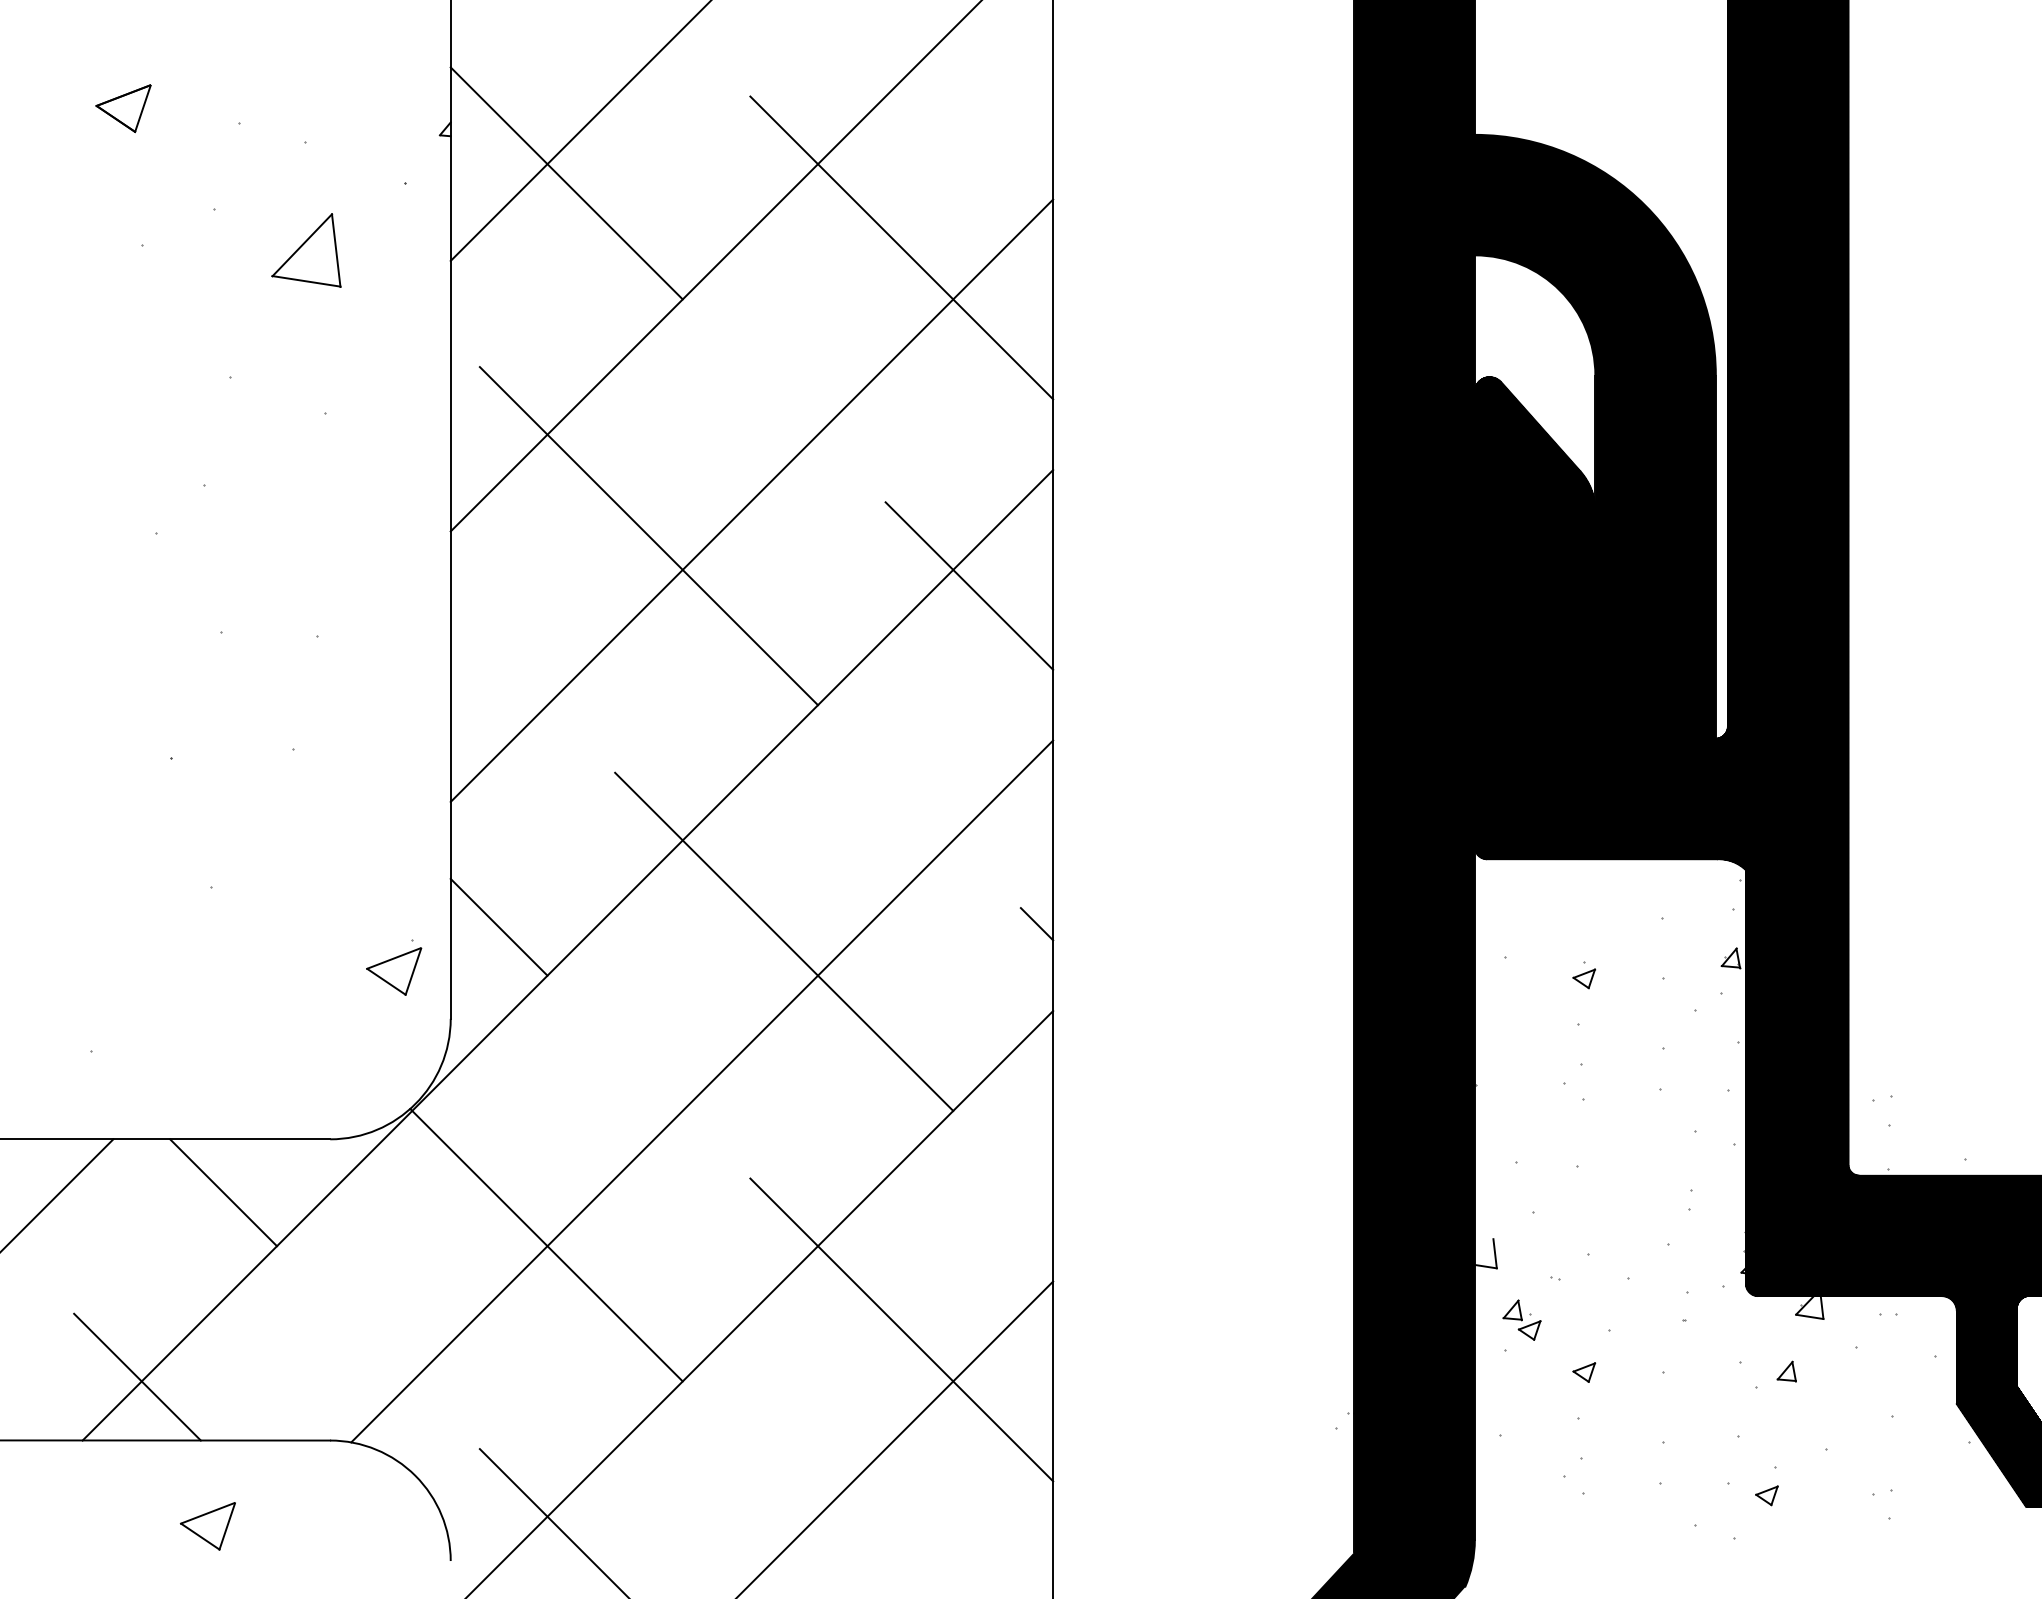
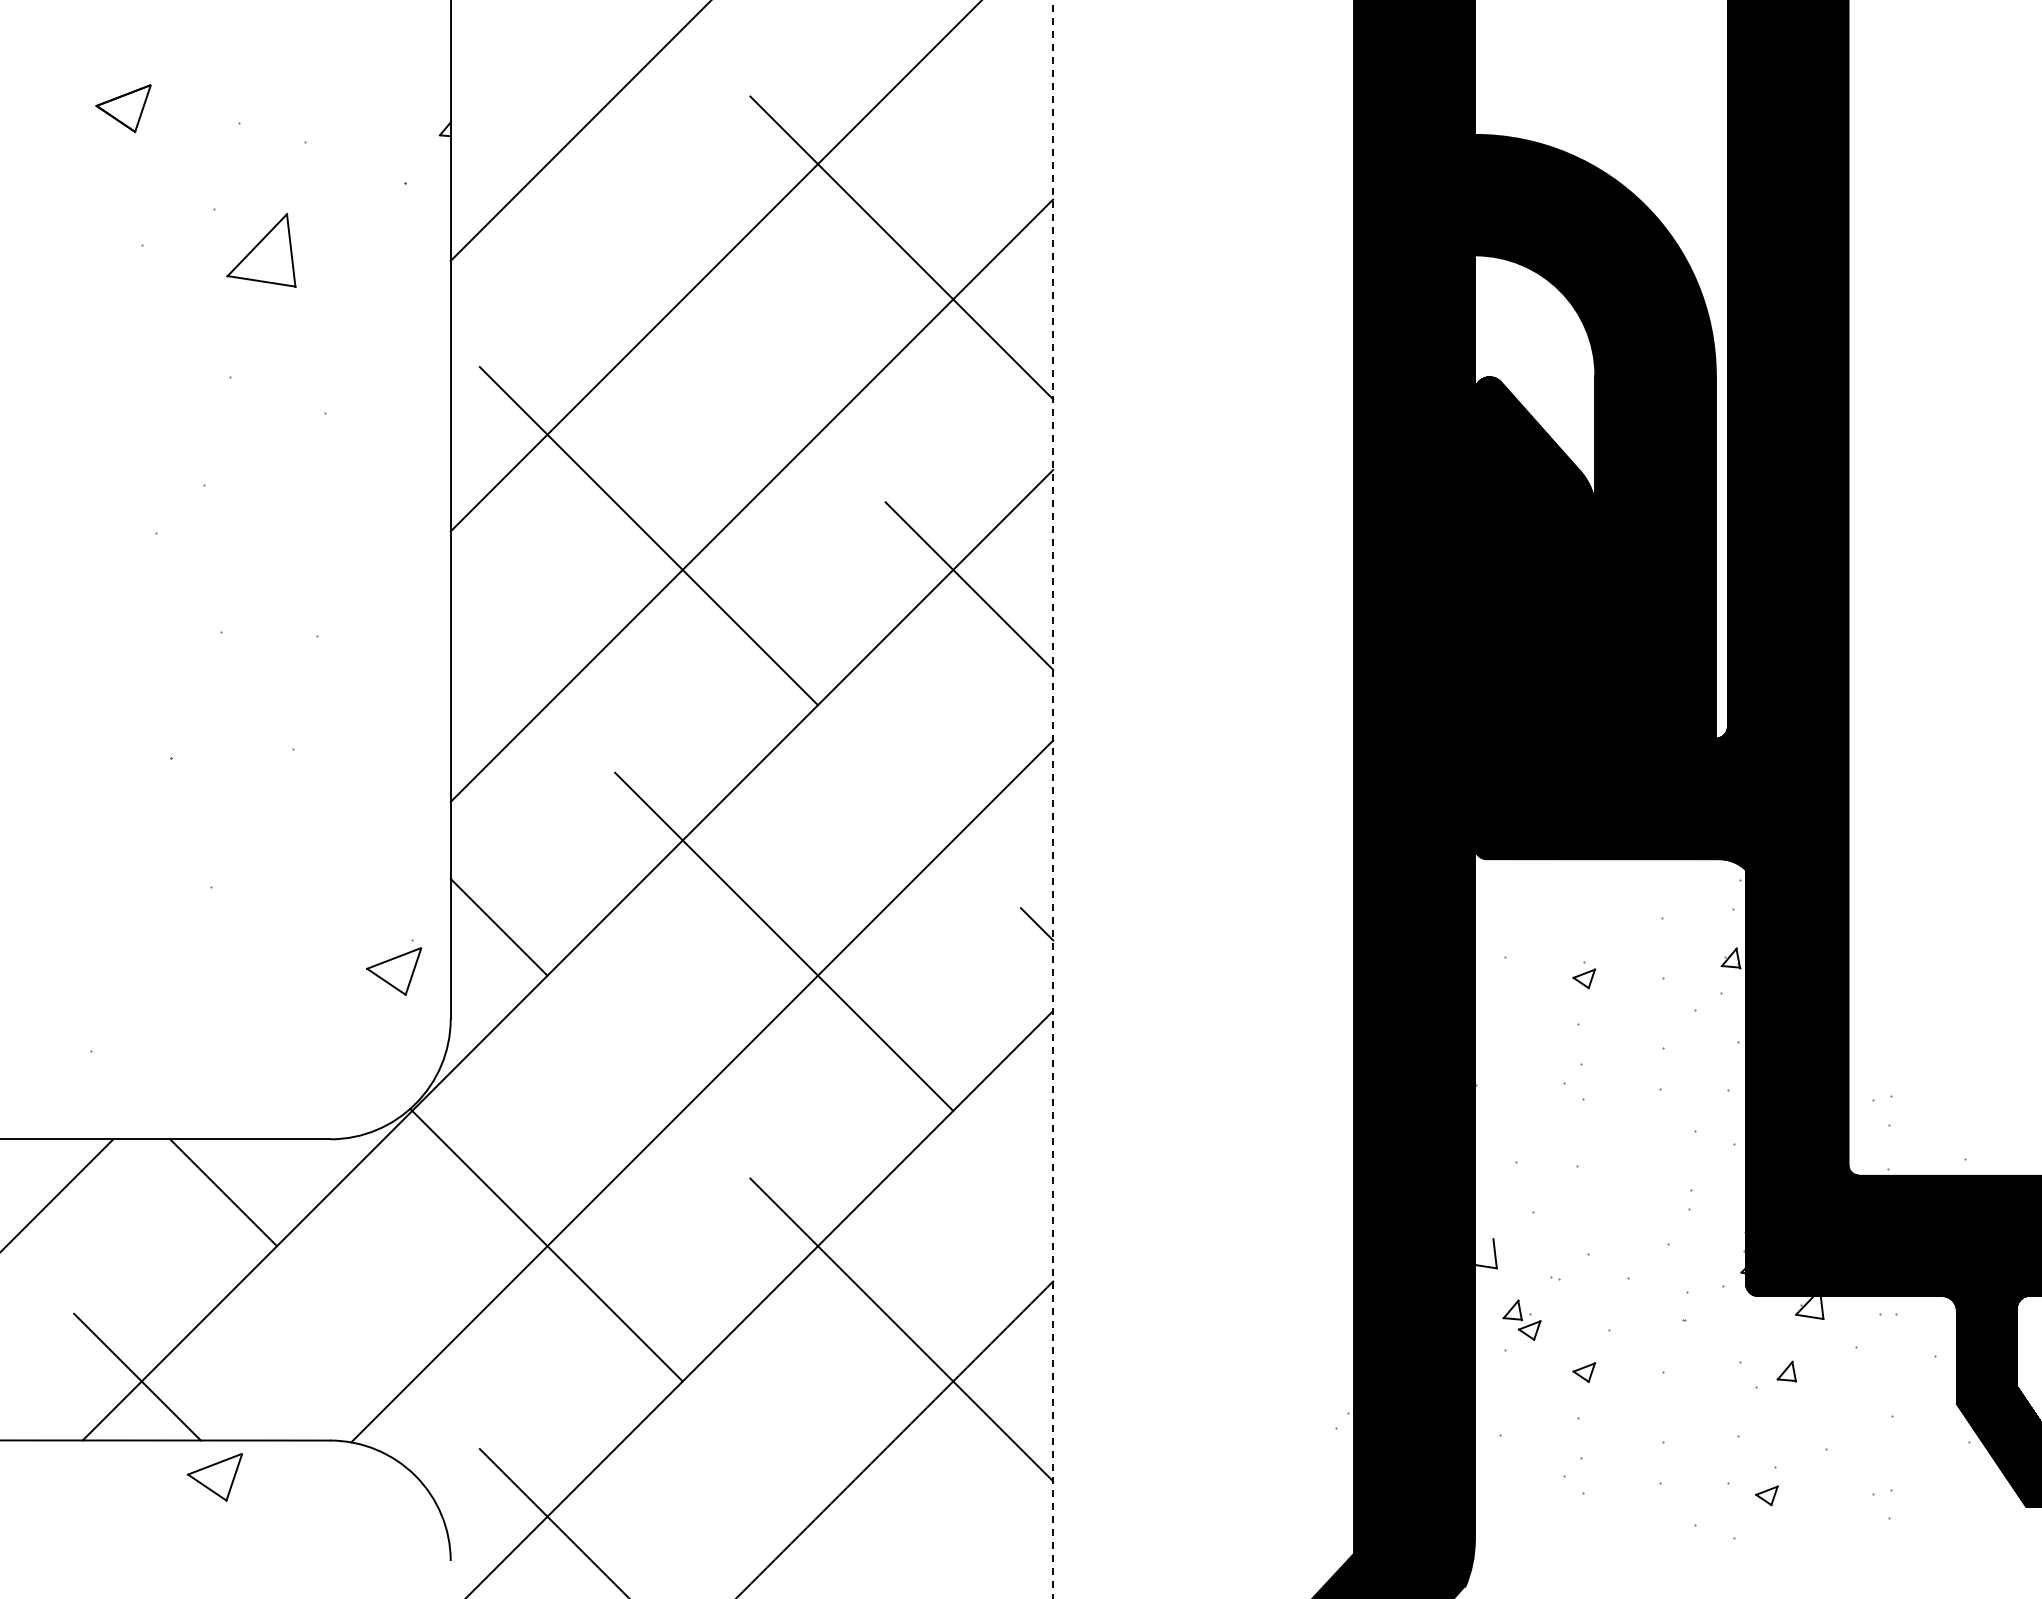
line: present -> none (566, 183)
part position: (306, 250) -> (261, 250) (261, 250)
line: solid -> dashed (1053, 799)
part position: (207, 1526) -> (214, 1477) (214, 1477)
